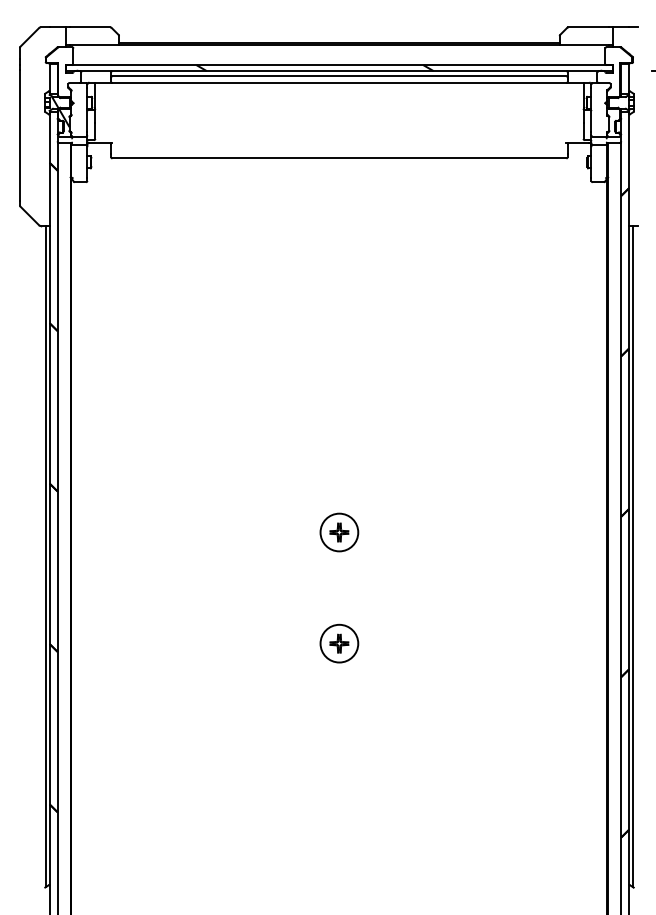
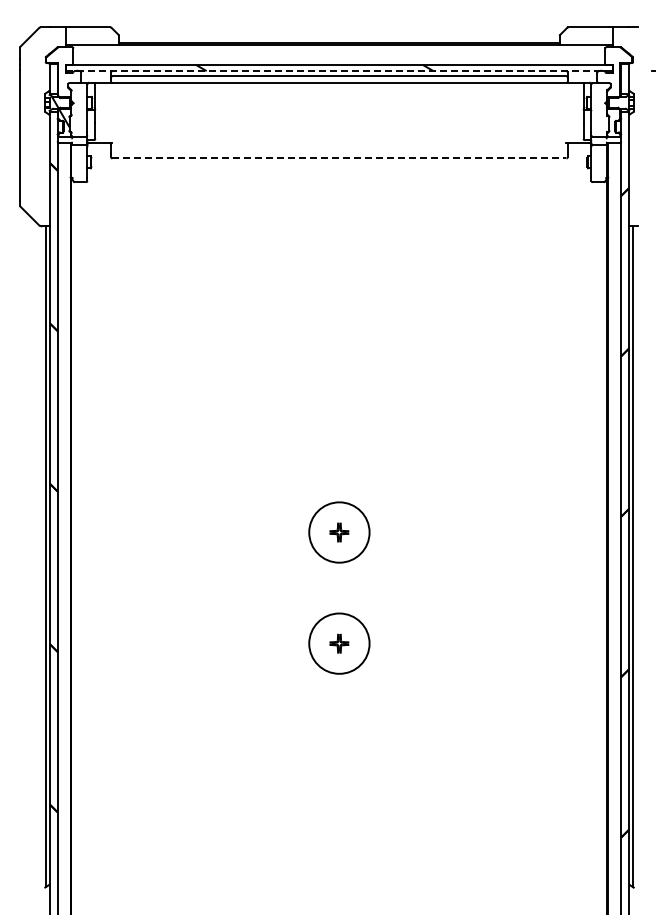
line: solid -> dashed (339, 71)
line: solid -> dashed (339, 158)
circle diameter: 38 px -> 60 px (339, 532)
circle diameter: 38 px -> 60 px (339, 643)
